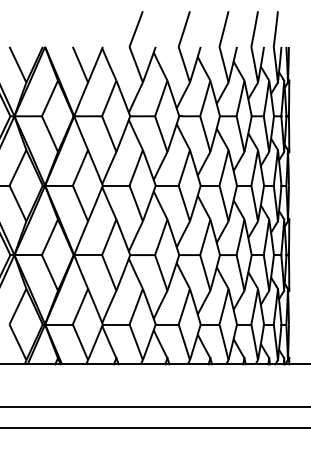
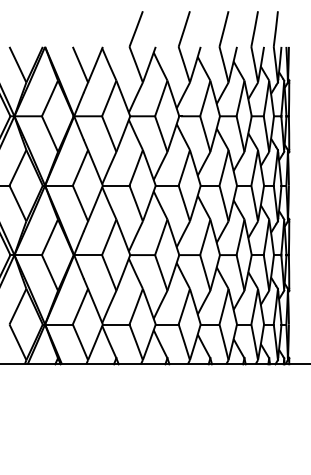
line: present -> none (154, 406)
line: present -> none (154, 428)
